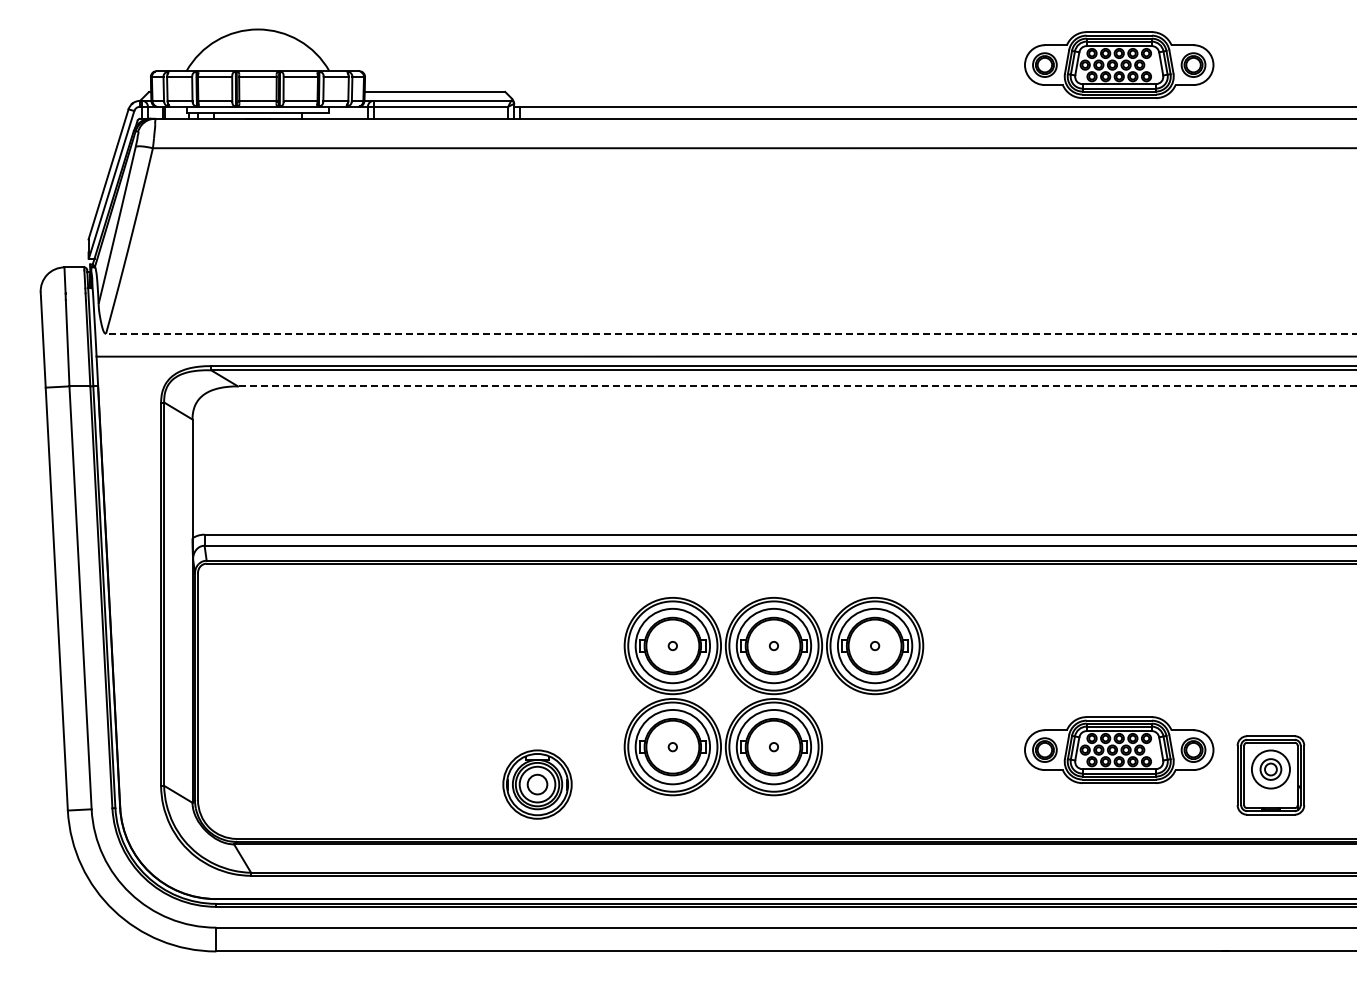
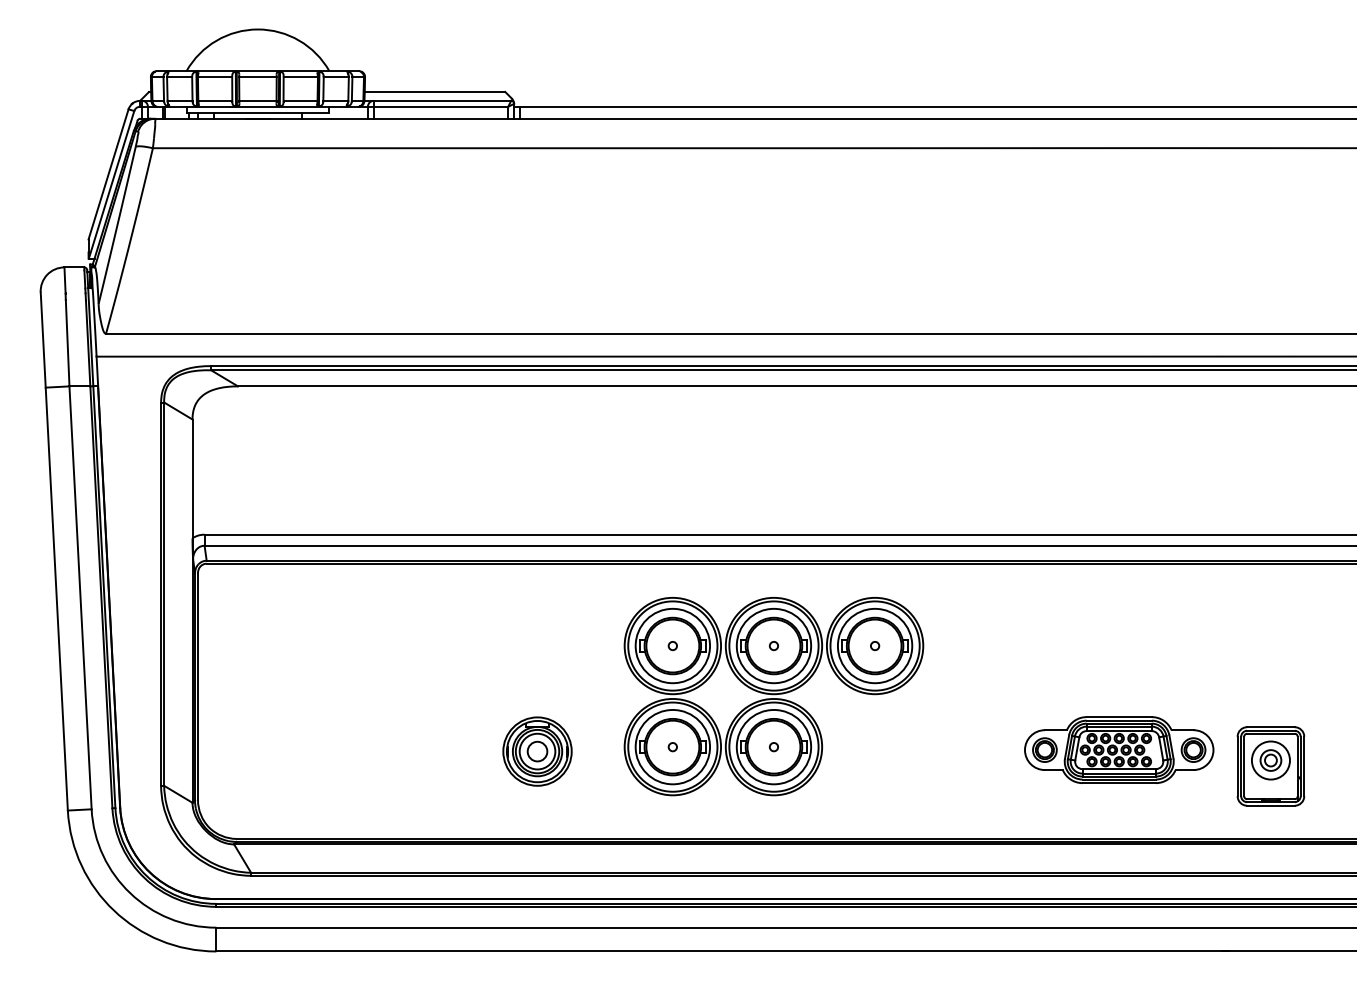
part: present -> none (1119, 64)
line: dashed -> solid (731, 333)
line: dashed -> solid (796, 386)
part position: (1270, 775) -> (1270, 766) (1270, 766)
part position: (537, 784) -> (537, 751) (537, 751)
